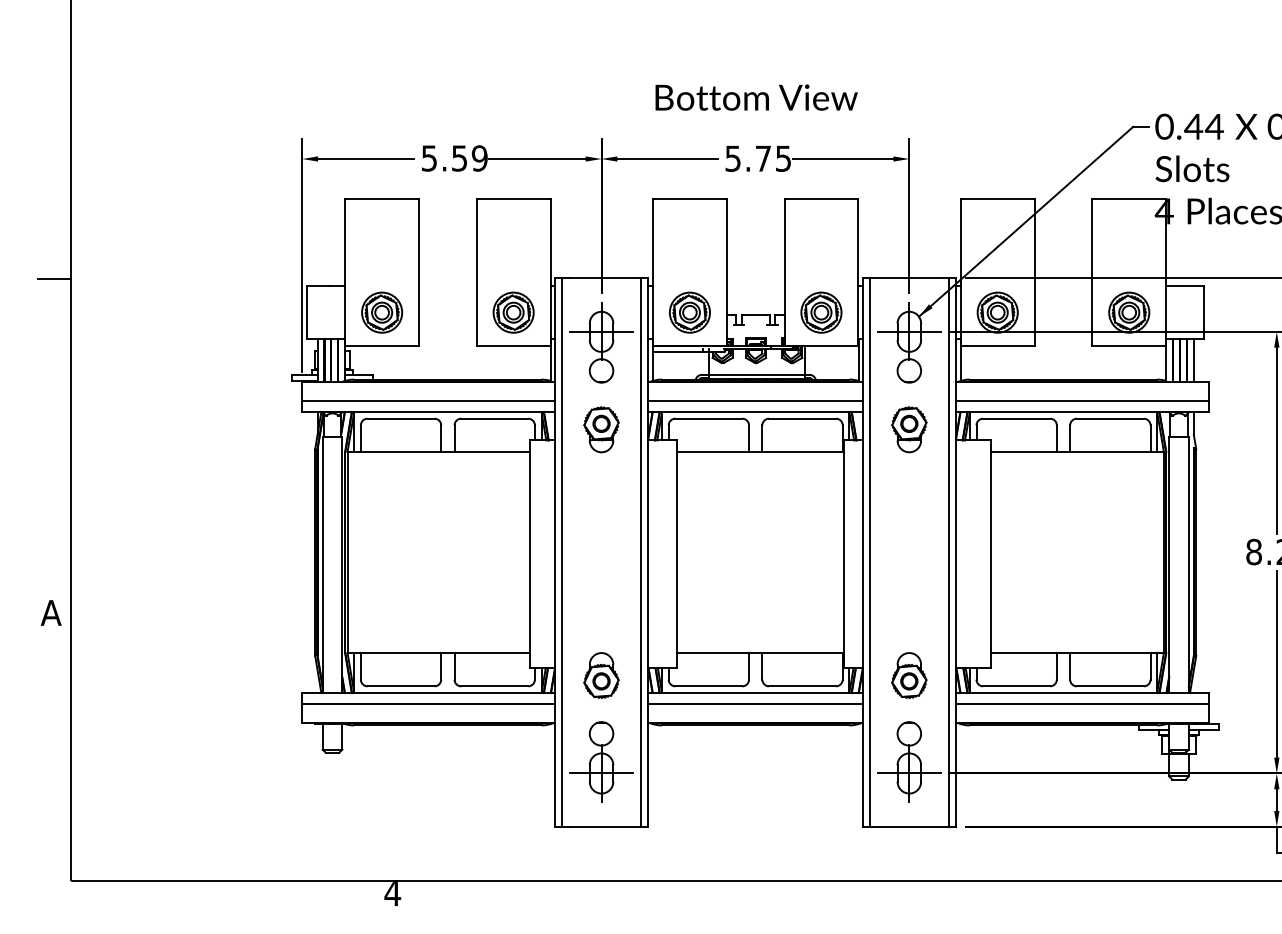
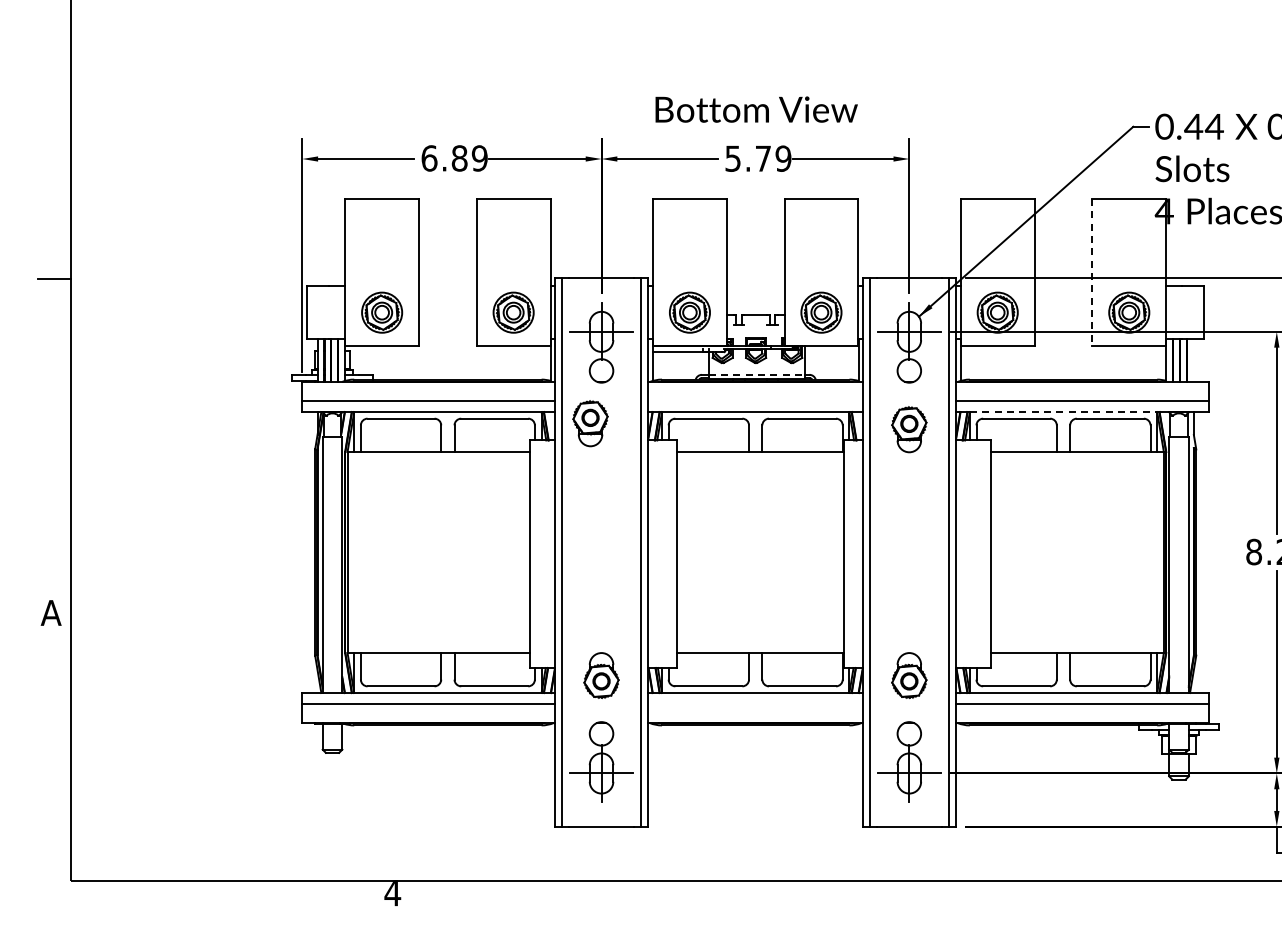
text position: (756, 97) -> (756, 109) (756, 109)
text: 5.59 -> 6.89 (444, 158)
text: 5.75 -> 5.79 (783, 158)
line: solid -> dashed (1092, 272)
line: present -> none (1193, 360)
line: solid -> dashed (757, 374)
line: present -> none (755, 400)
line: solid -> dashed (1063, 412)
part position: (601, 429) -> (590, 423) (590, 423)
line: present -> none (755, 704)
